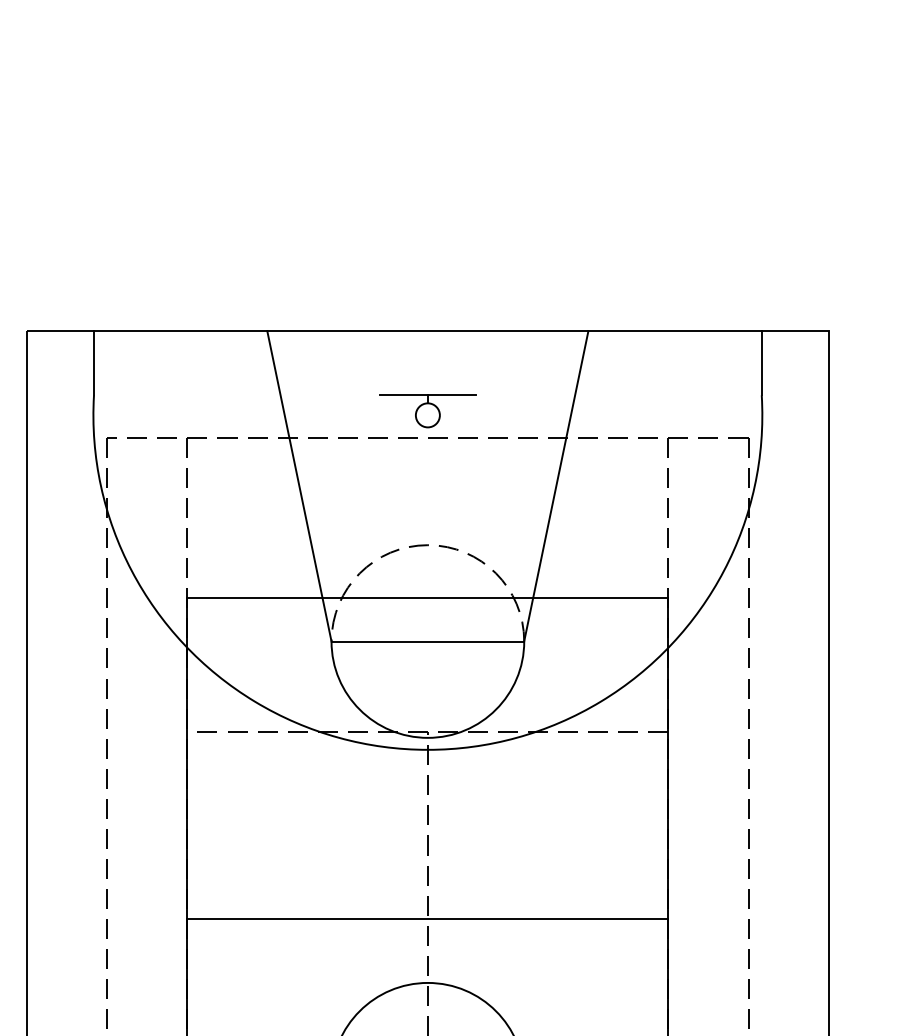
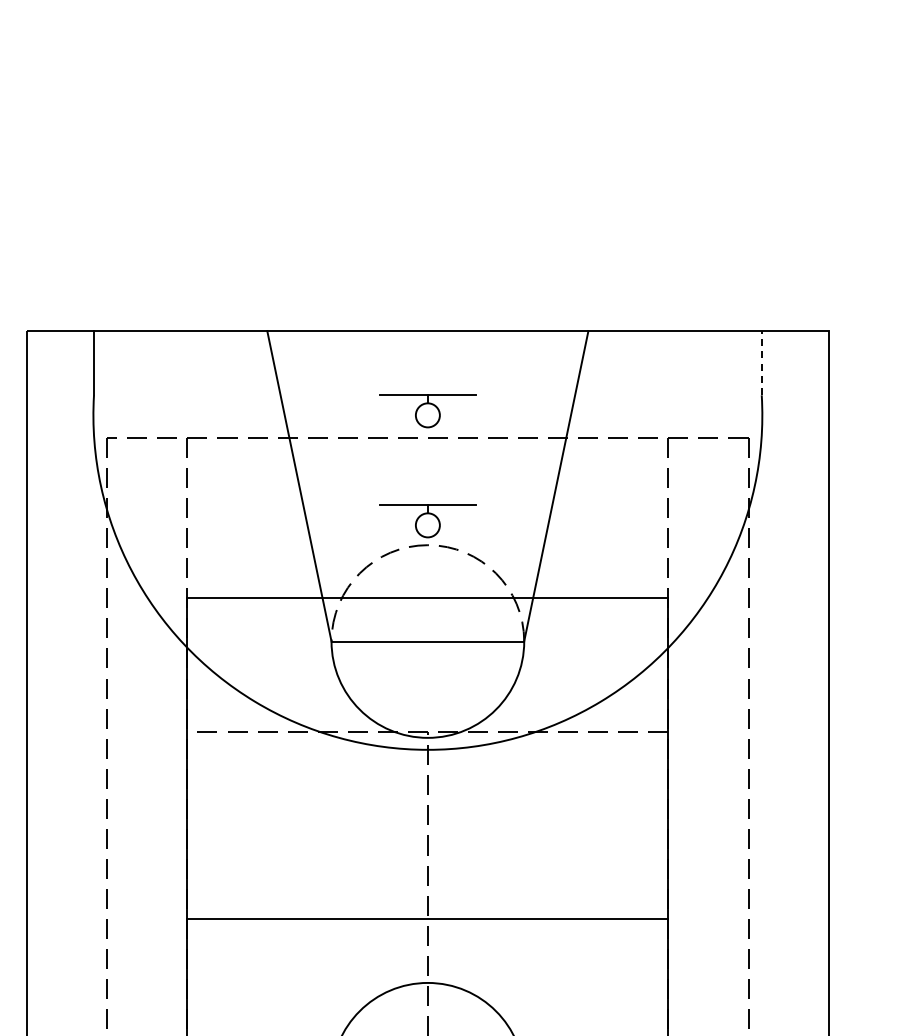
line: solid -> dashed (761, 362)
part: none -> present (427, 521)
